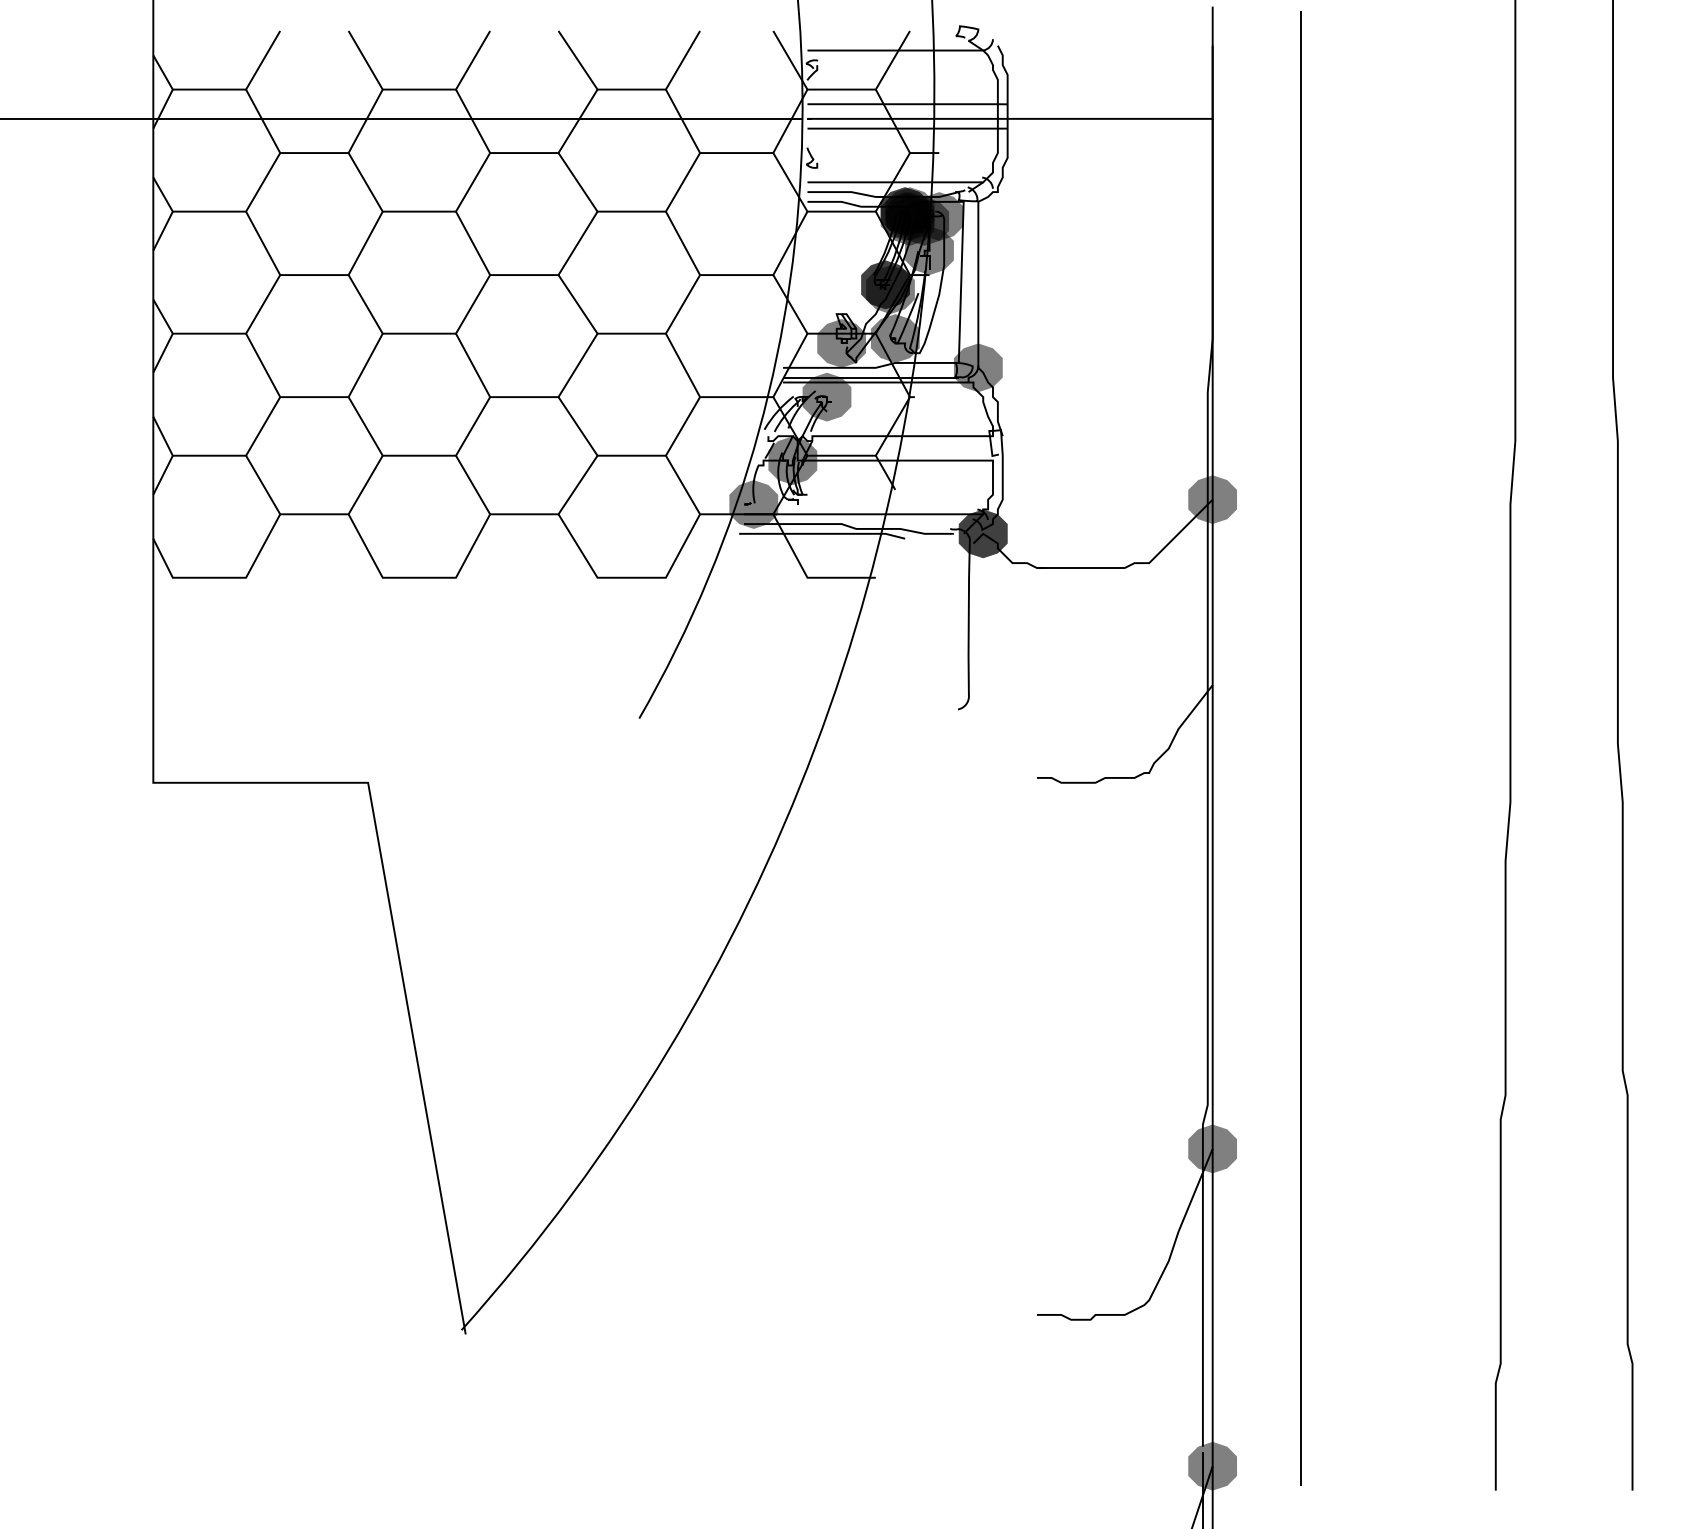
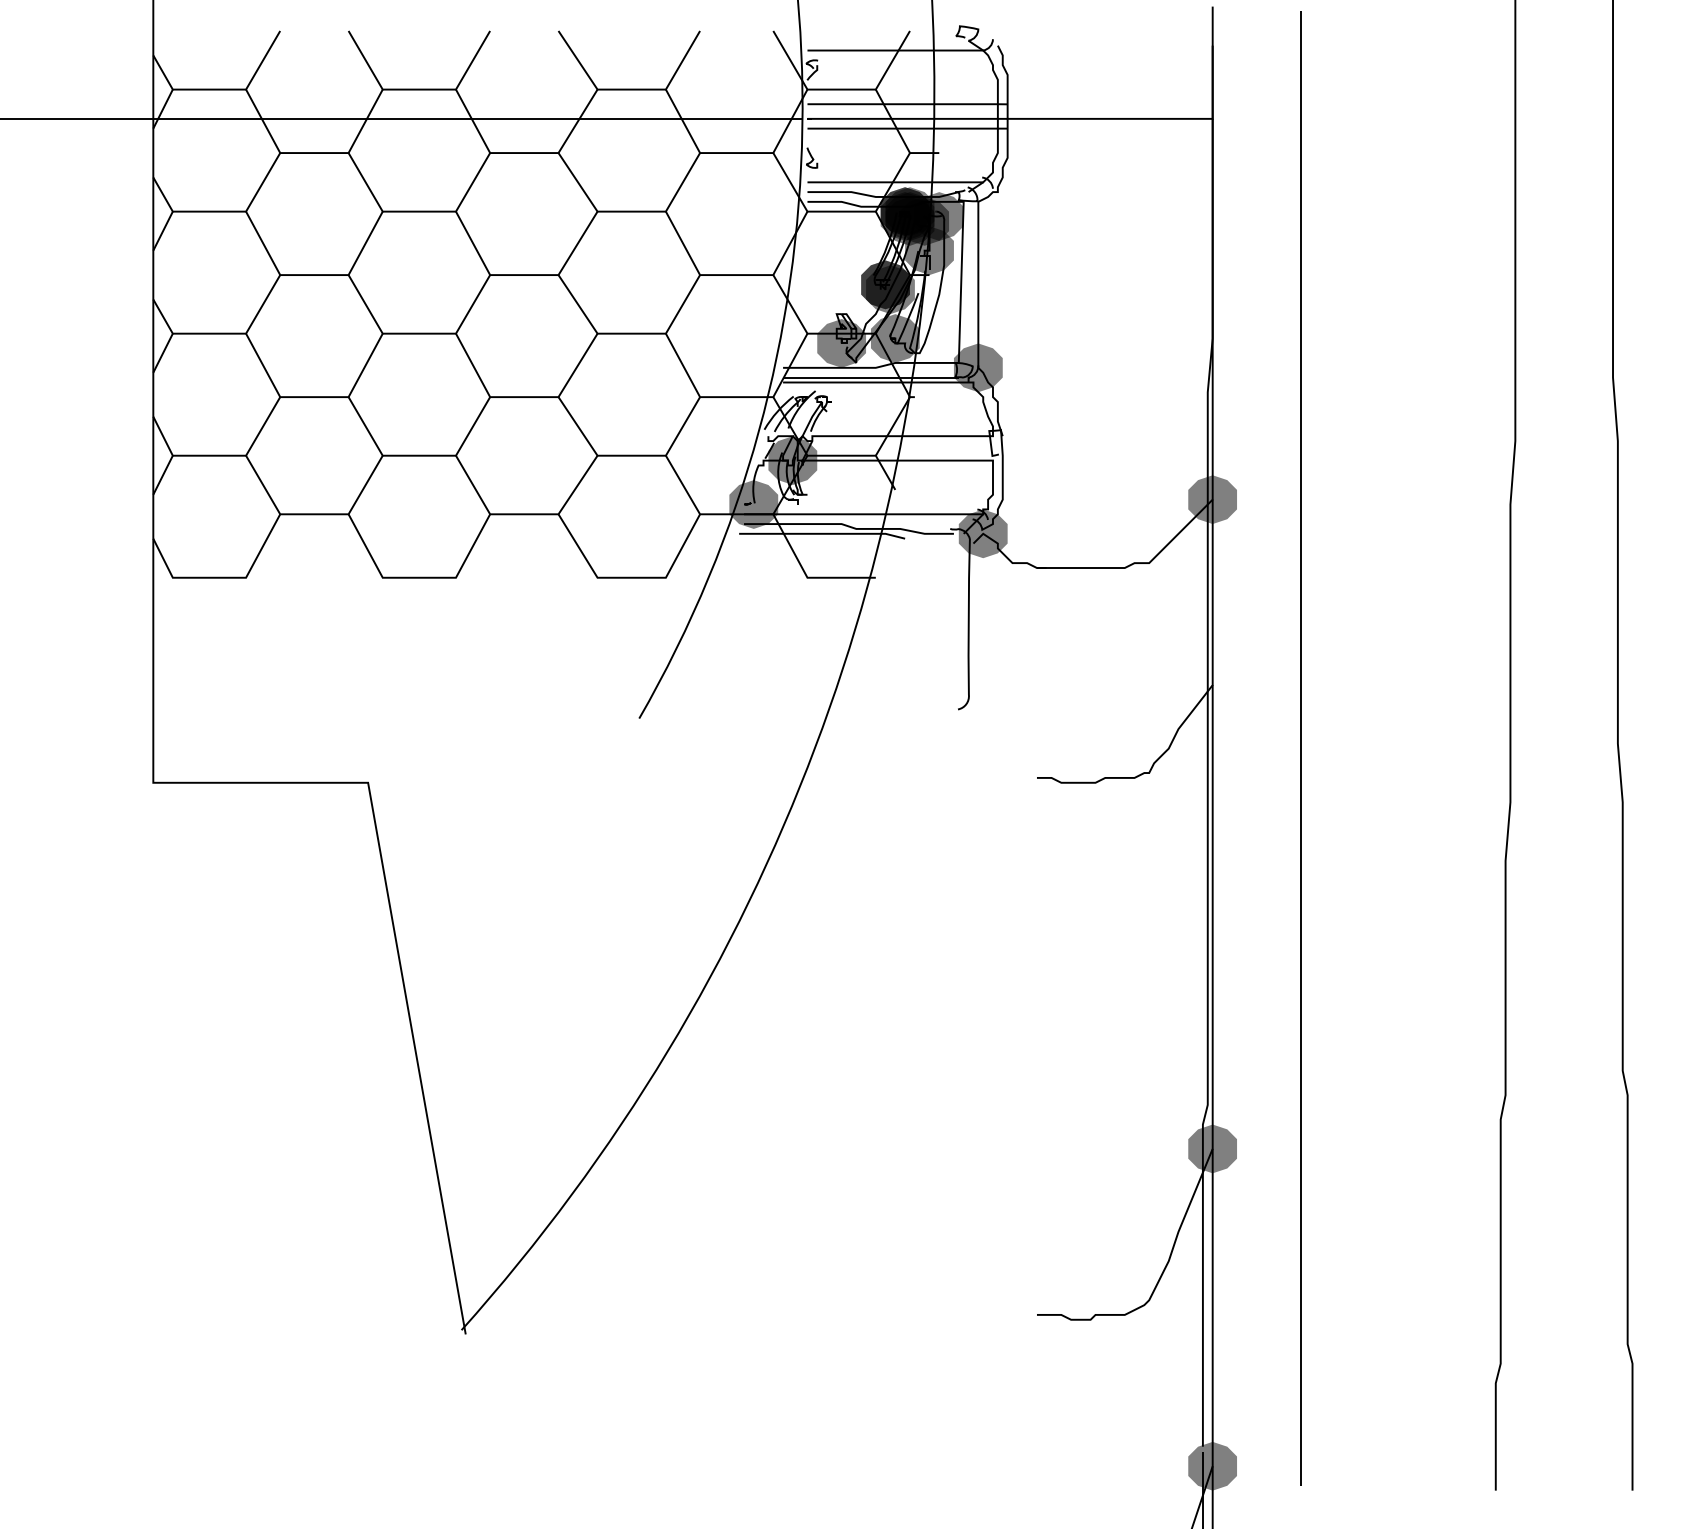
fill: present -> none (826, 396)
fill: present -> none (982, 533)
